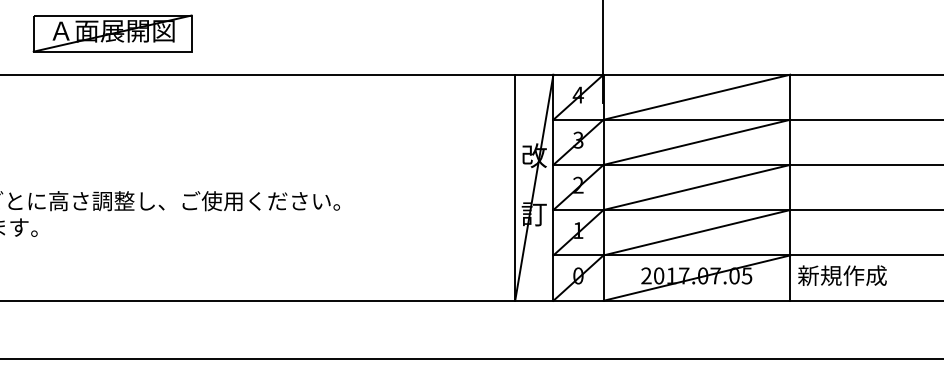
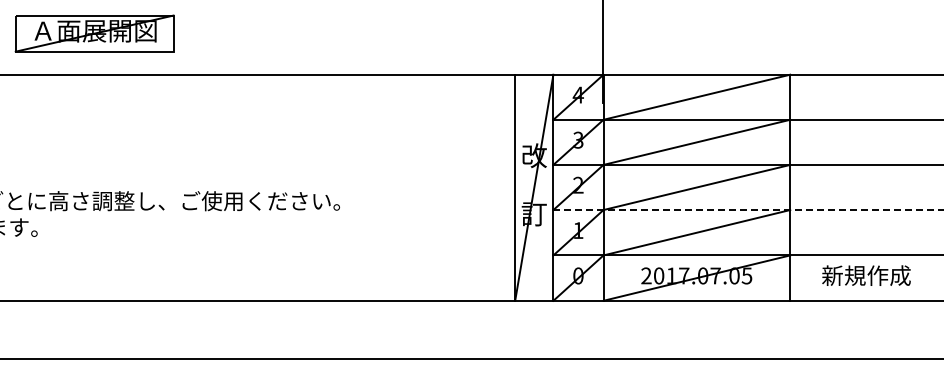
part position: (112, 33) -> (94, 33) (94, 33)
line: solid -> dashed (748, 210)
text position: (842, 275) -> (866, 275) (866, 275)
